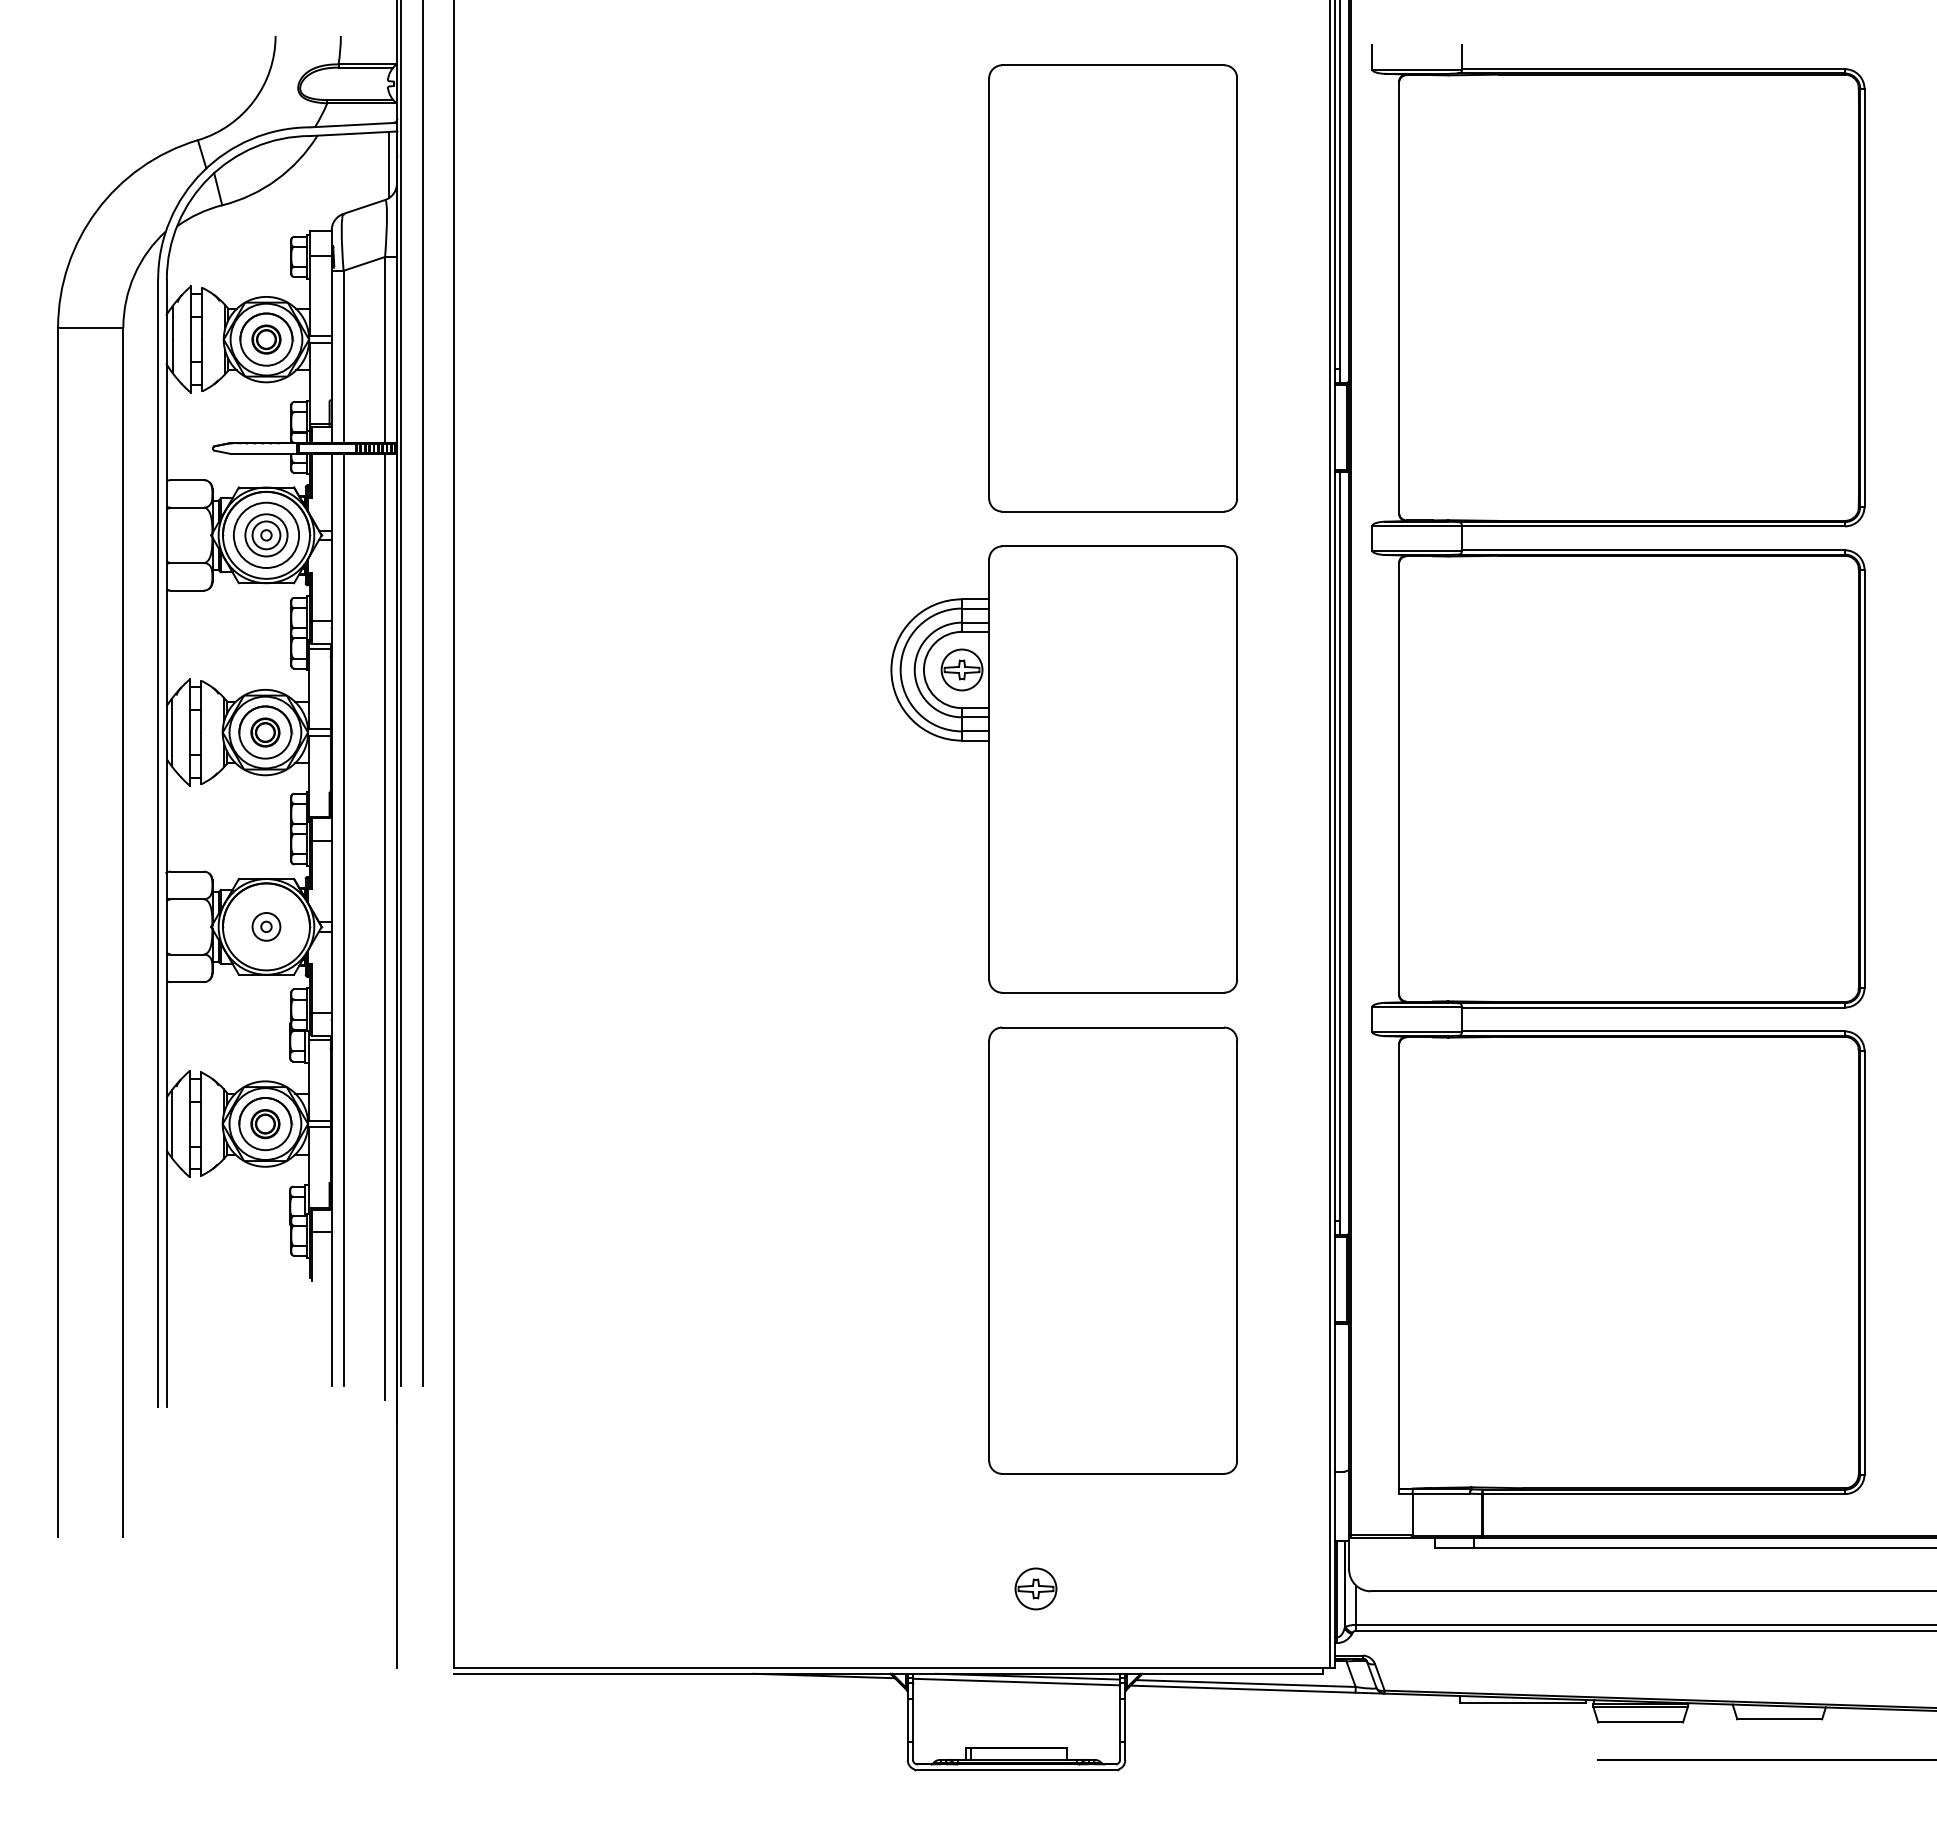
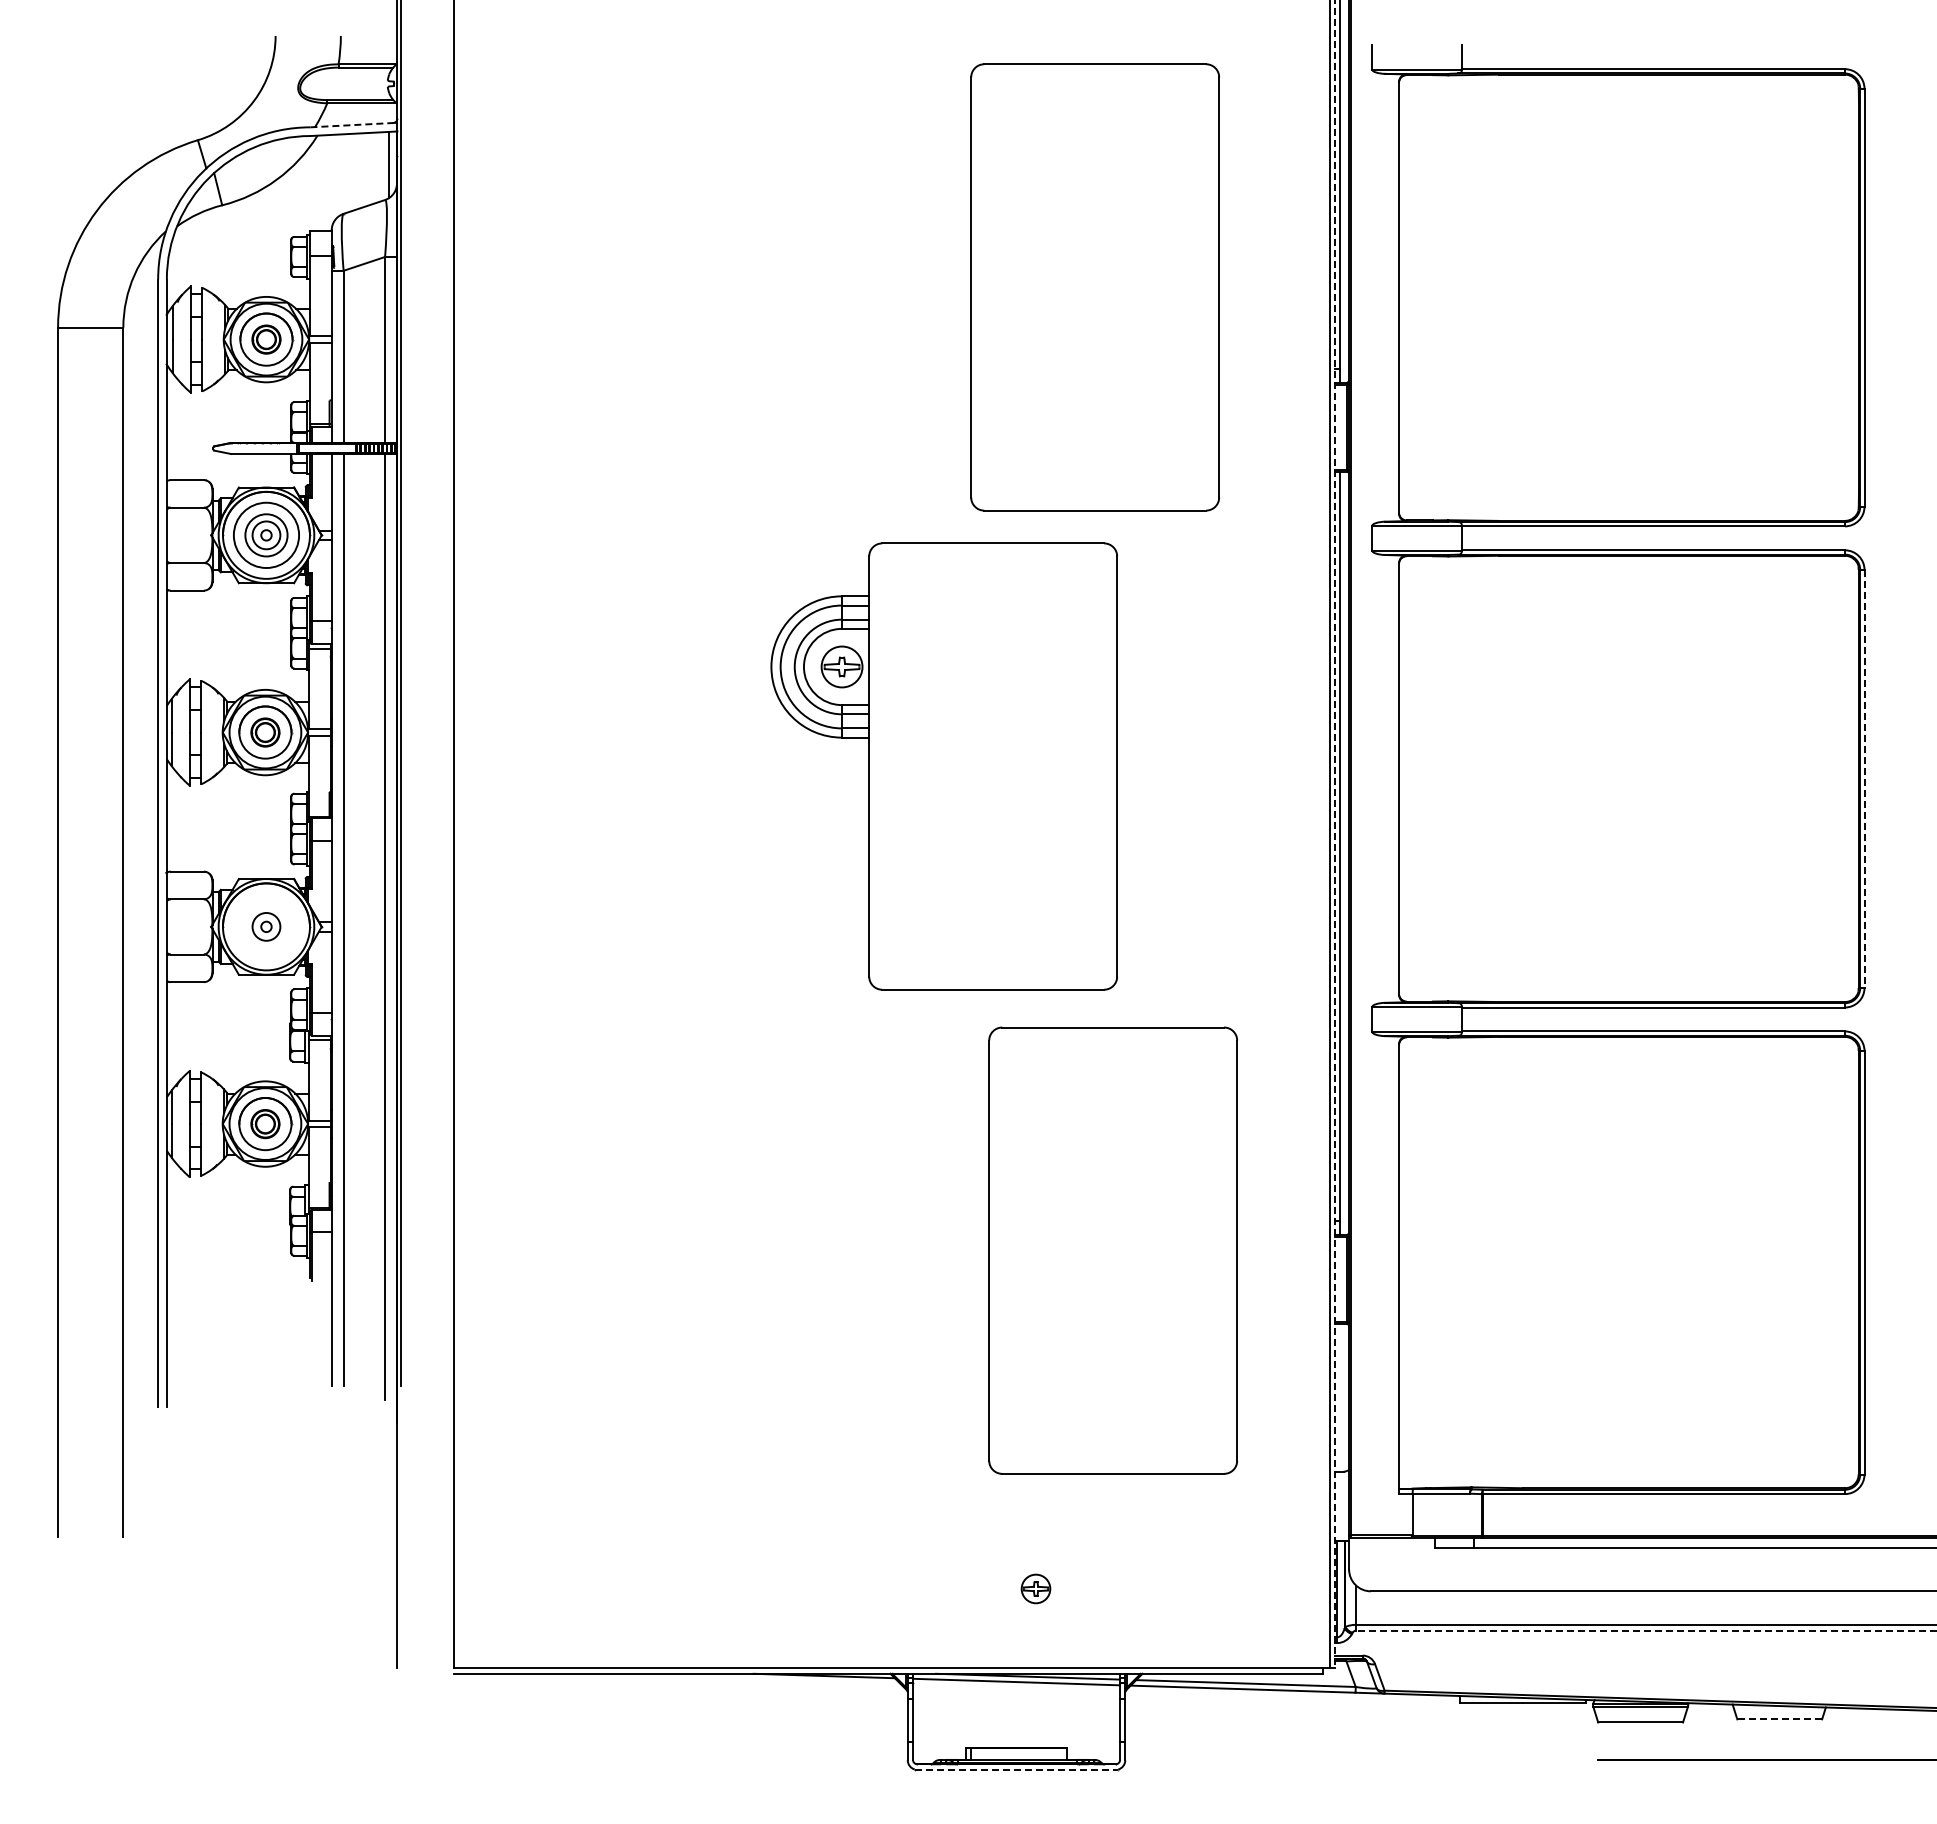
line: solid -> dashed (352, 125)
part position: (1113, 288) -> (1095, 287) (1095, 287)
line: present -> none (422, 693)
part position: (1064, 769) -> (944, 766) (944, 766)
line: solid -> dashed (1864, 779)
line: solid -> dashed (1335, 834)
part size: 44x44 px -> 32x32 px (1035, 1588)
line: solid -> dashed (1646, 1630)
line: solid -> dashed (1779, 1719)
line: solid -> dashed (1016, 1769)
